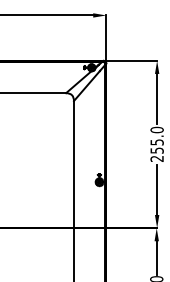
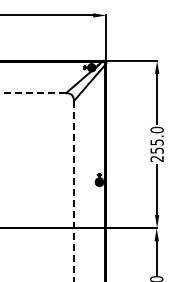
line: solid -> dashed (33, 93)
line: solid -> dashed (74, 191)
